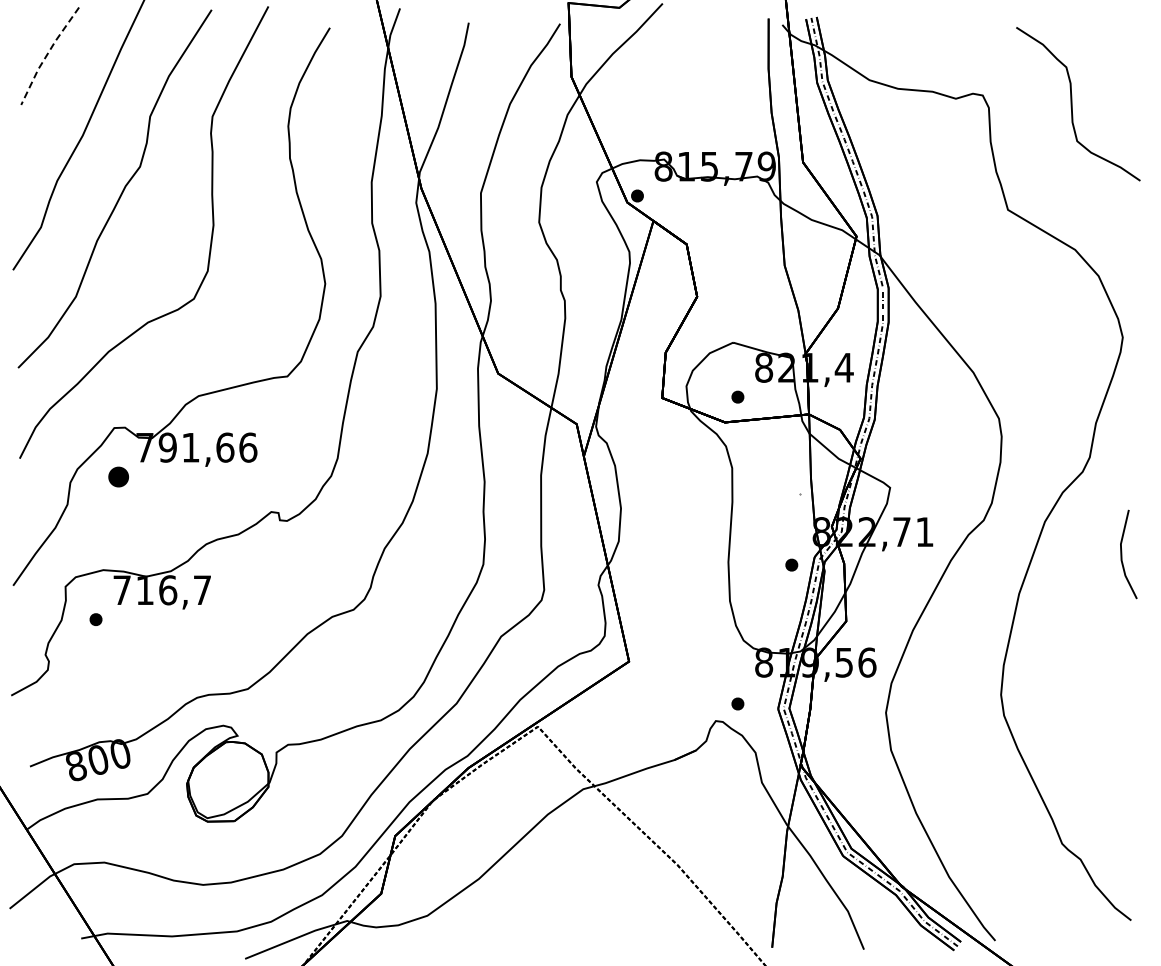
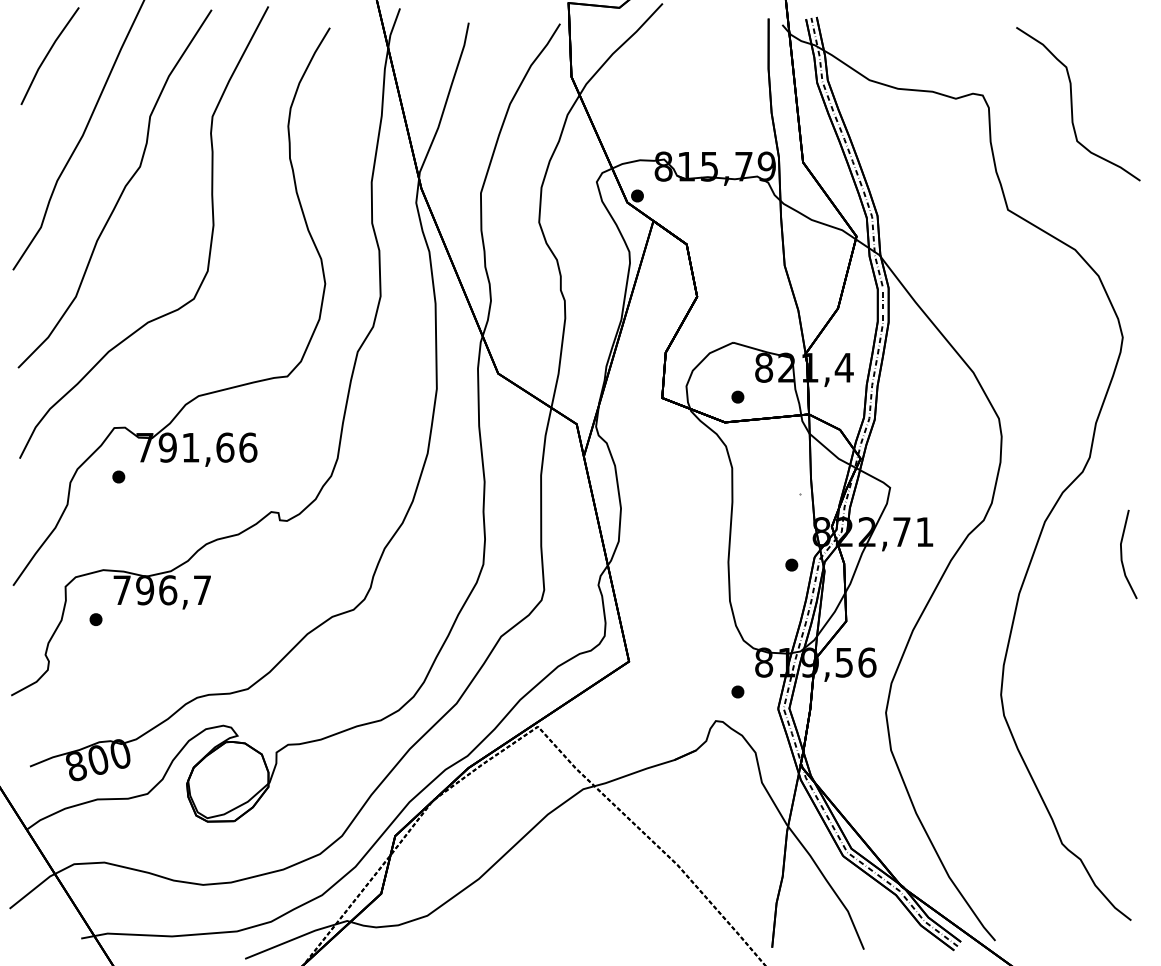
line: dashed -> solid (47, 55)
part size: 21x22 px -> 14x14 px (118, 476)
text: 716,7 -> 796,7 (145, 590)
part position: (737, 703) -> (737, 691) (737, 691)
